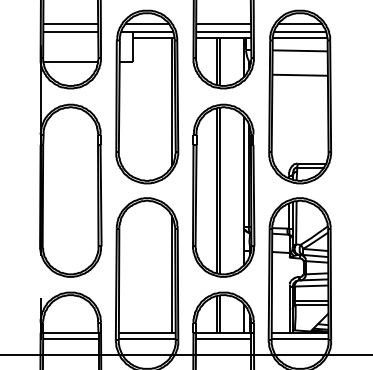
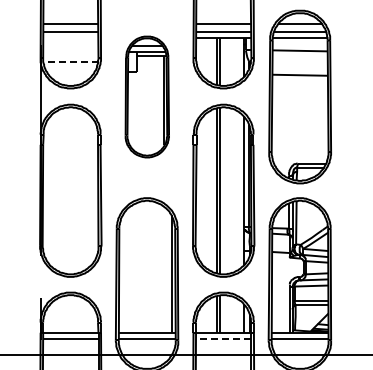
line: solid -> dashed (70, 61)
part size: 65x176 px -> 46x124 px (146, 96)
line: solid -> dashed (223, 338)
